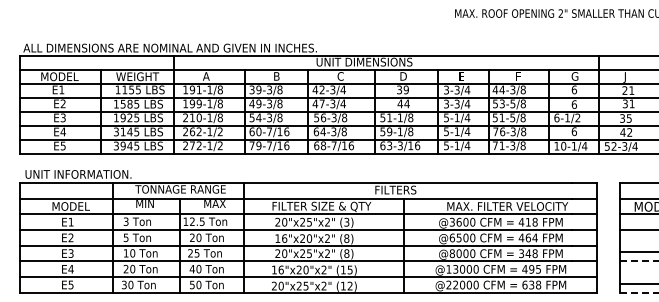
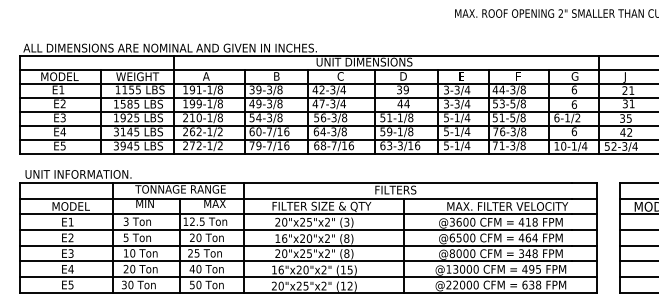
line position: (637, 251) -> (637, 245) (637, 245)
line: dashed -> solid (639, 261)
line position: (637, 284) -> (637, 277) (637, 277)
line: dashed -> solid (639, 292)
